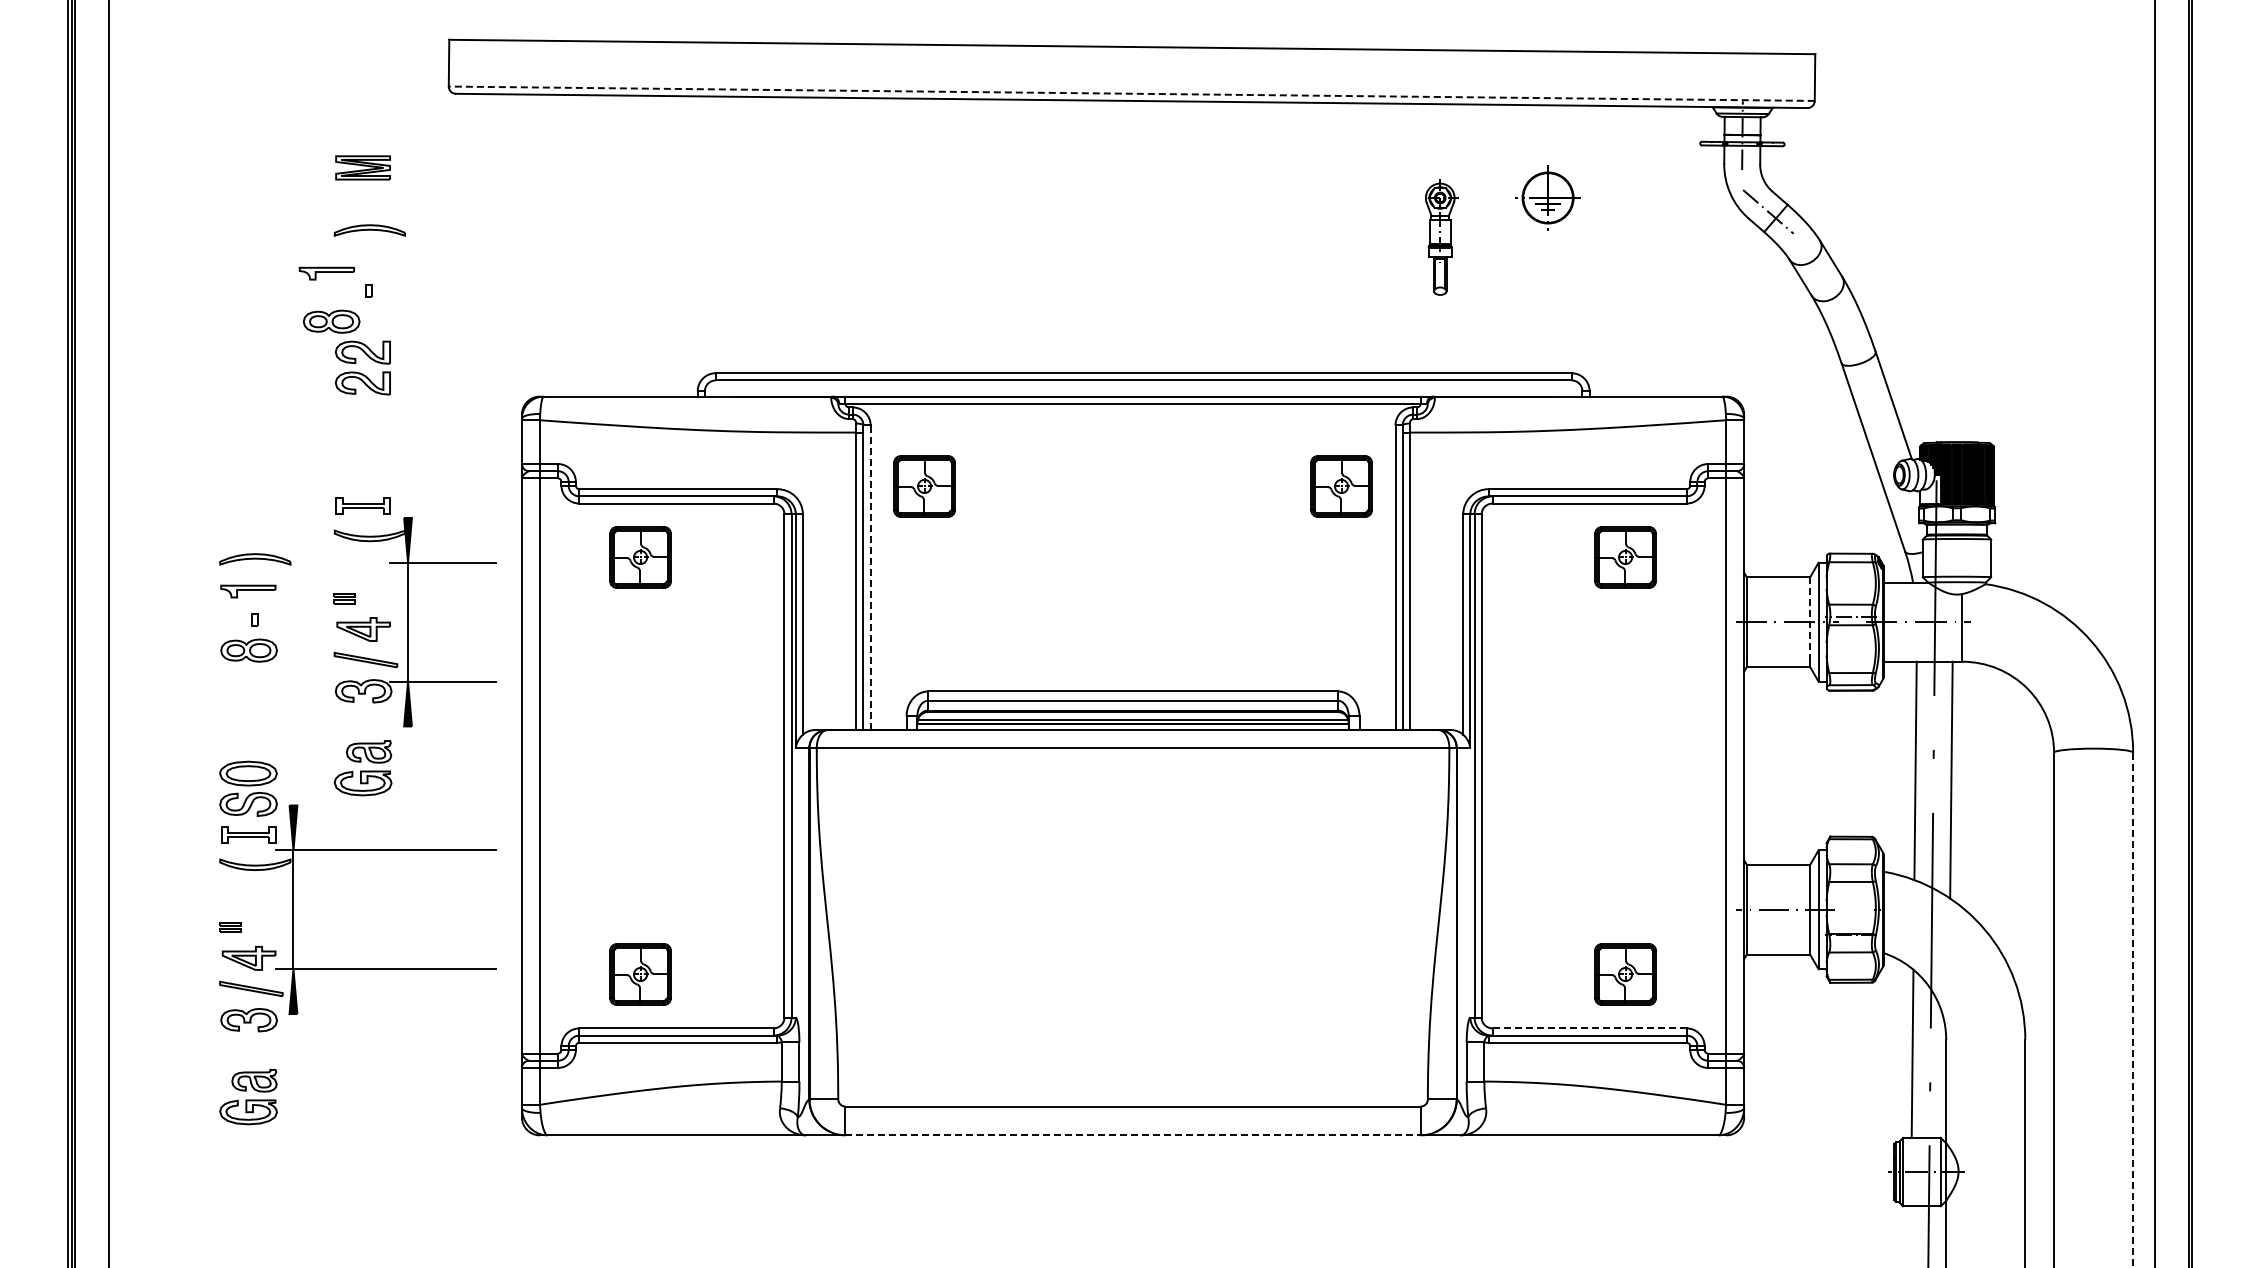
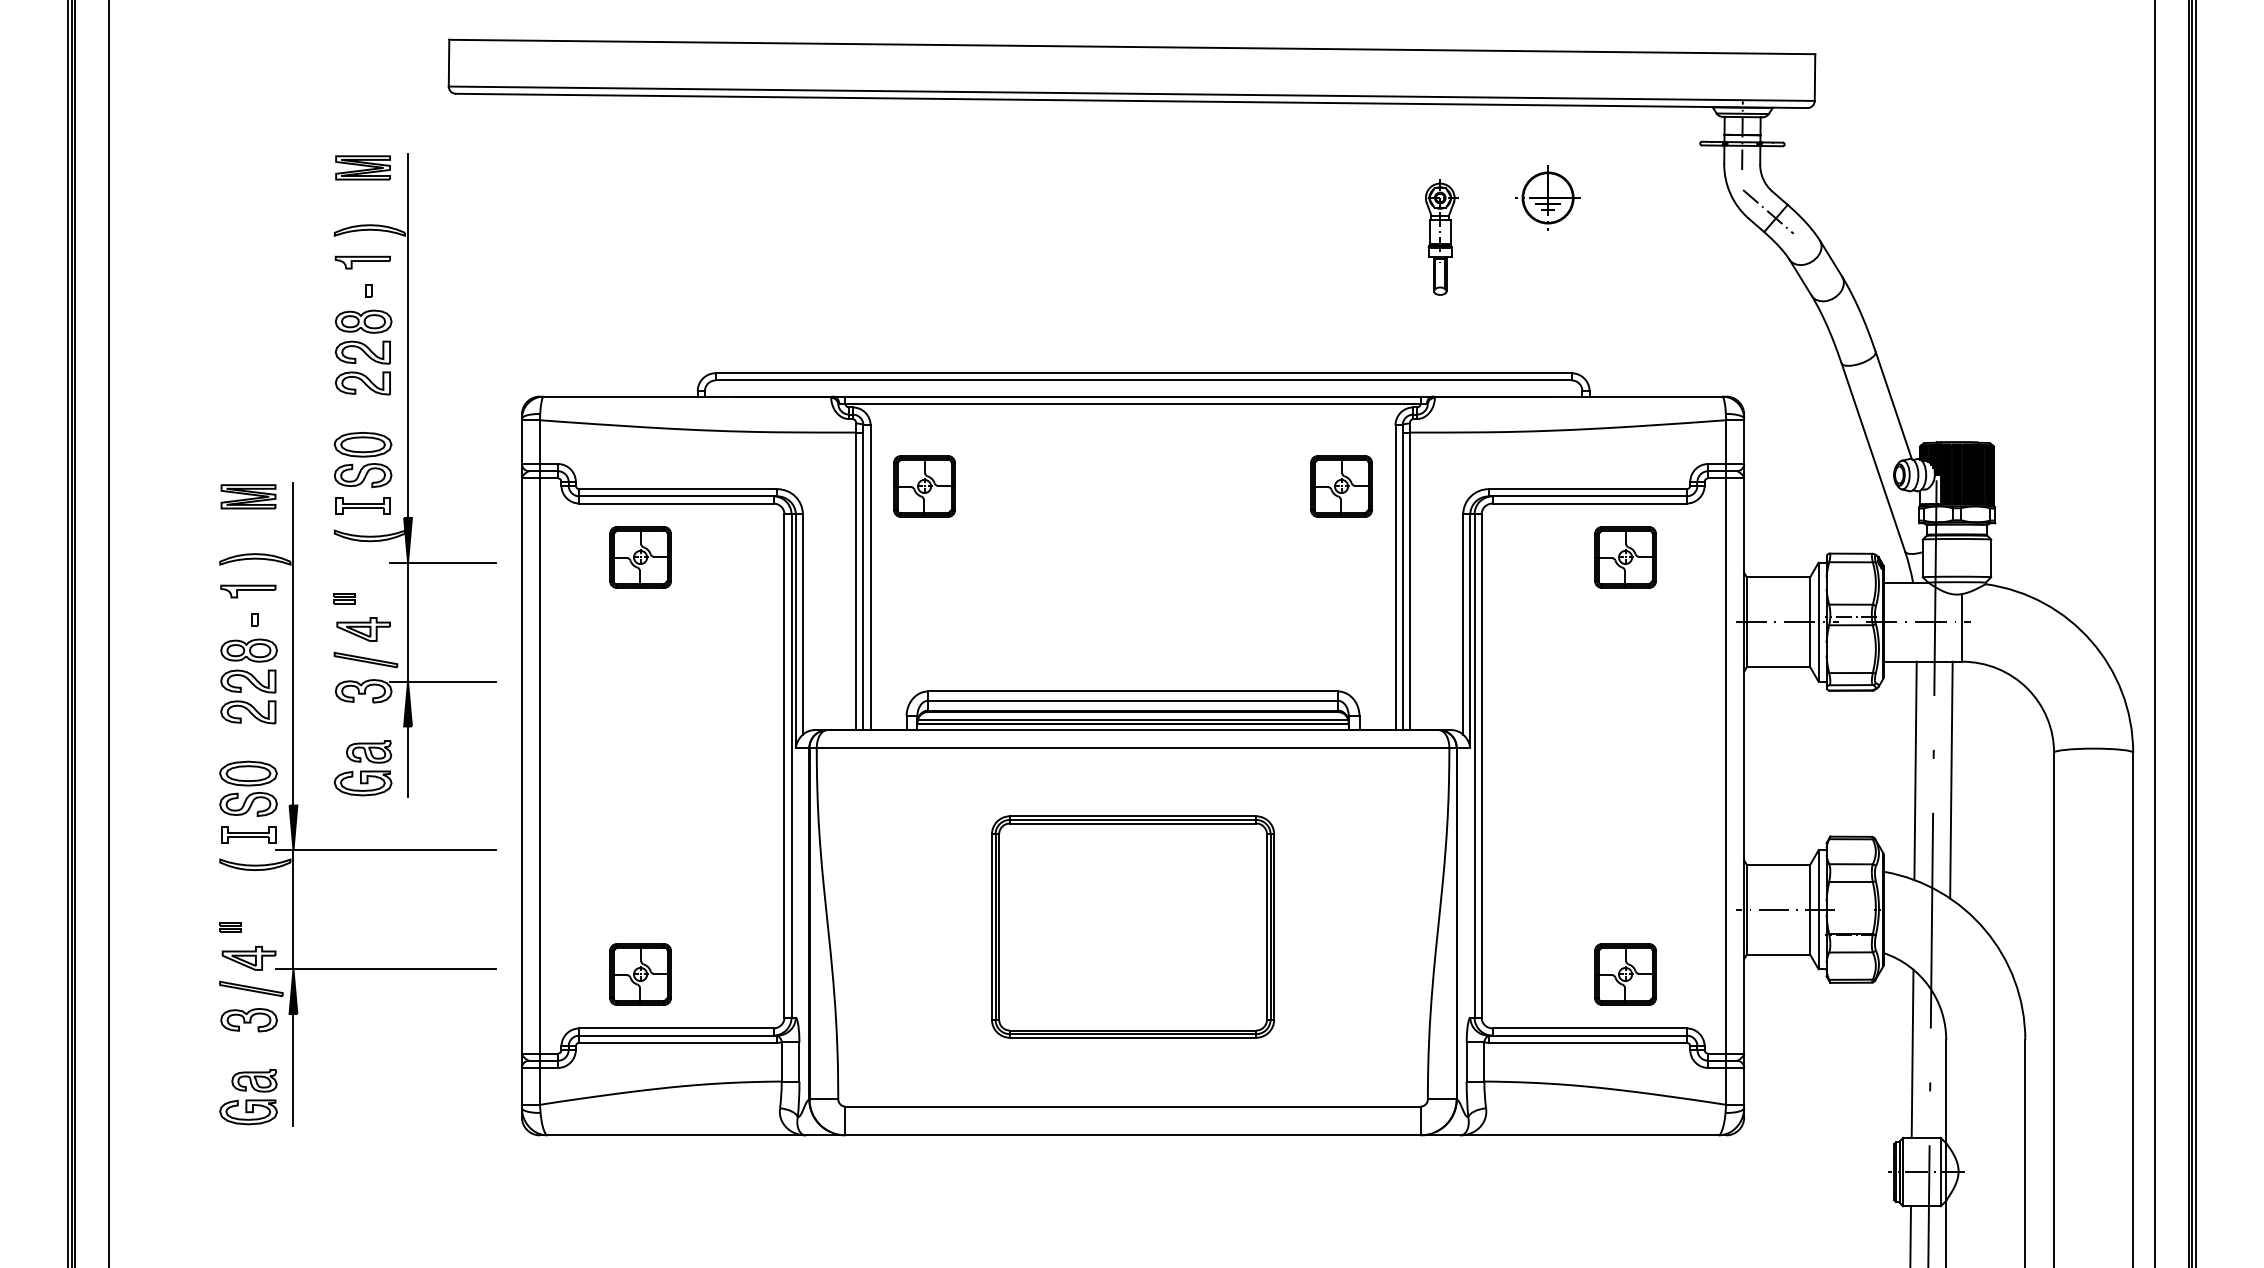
line: dashed -> solid (1131, 93)
part position: (326, 273) -> (362, 262) (362, 262)
part position: (331, 321) -> (363, 321) (363, 321)
line: none -> present (408, 335)
part: none -> present (362, 459)
part: none -> present (248, 496)
line: dashed -> solid (870, 577)
line: dashed -> solid (1810, 618)
line: none -> present (2196, 633)
line: none -> present (293, 643)
part: none -> present (248, 696)
line: none -> present (408, 761)
part: none -> present (1132, 926)
line: dashed -> solid (2133, 1010)
line: dashed -> solid (1590, 1028)
line: none -> present (293, 1070)
line: dashed -> solid (1133, 1135)
line: none -> present (1910, 1235)
